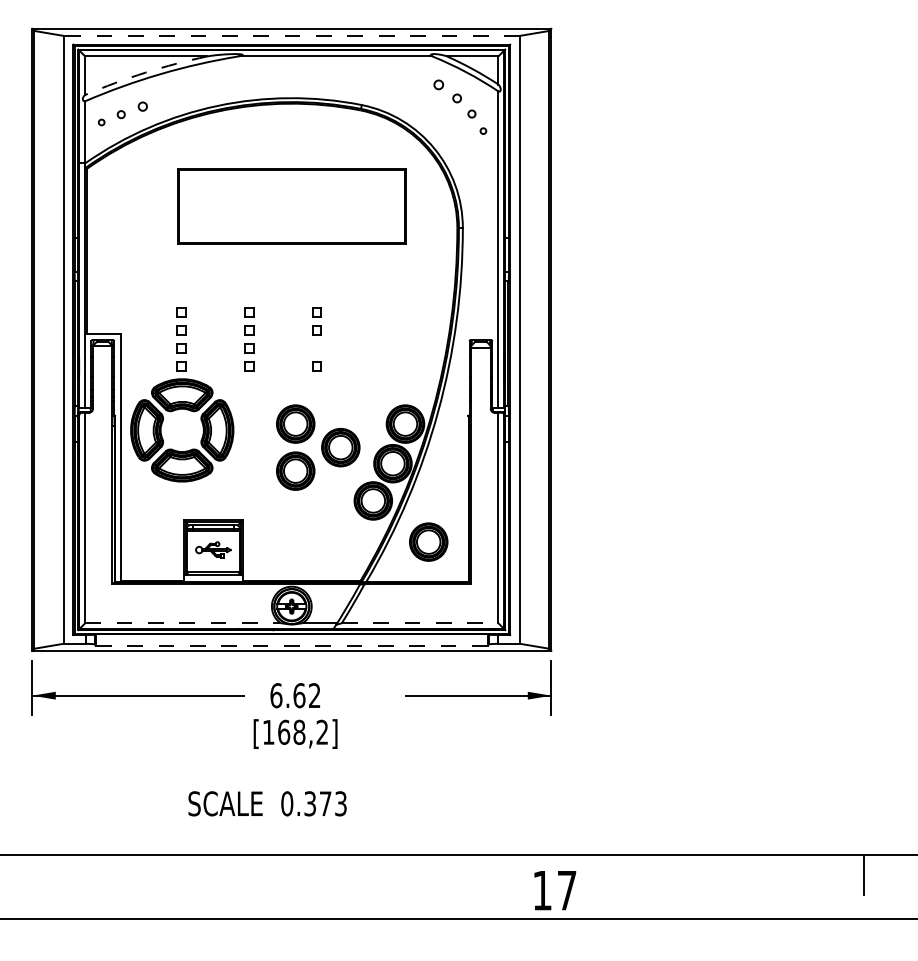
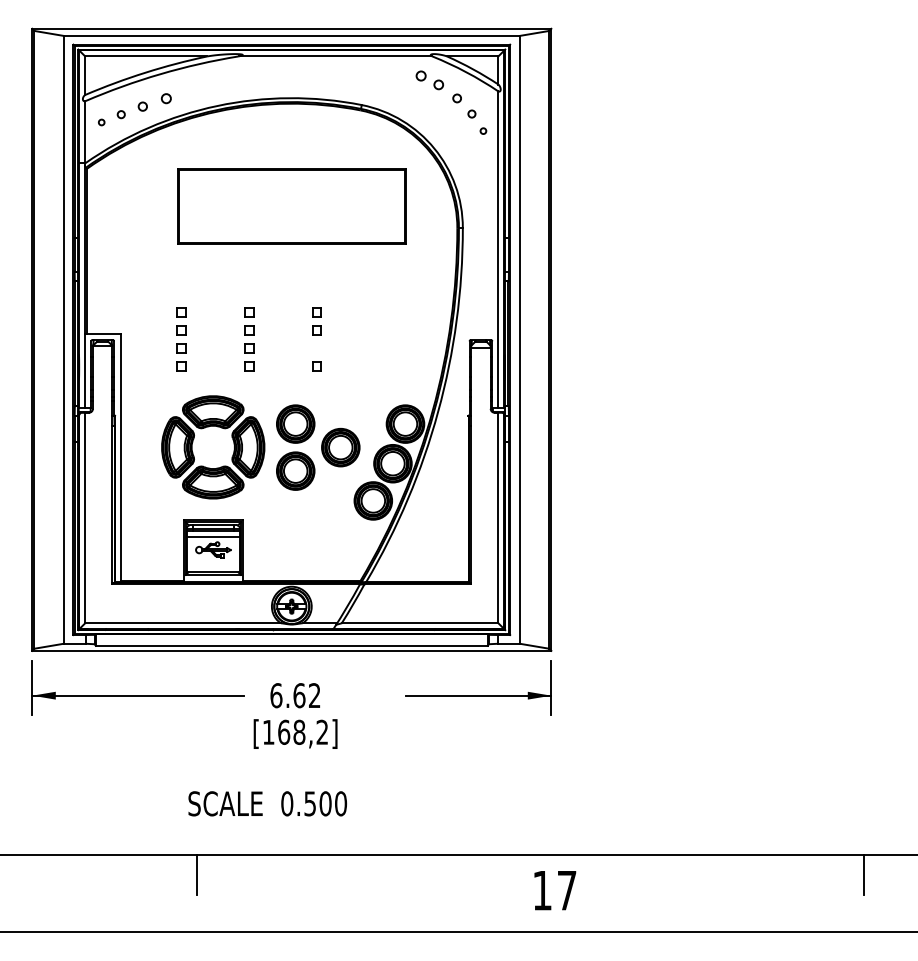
line: dashed -> solid (291, 35)
arc: dashed -> solid (145, 72)
circle: none -> present (420, 75)
circle: none -> present (165, 98)
part position: (202, 427) -> (233, 444) (233, 444)
line: none -> present (213, 536)
part: present -> none (428, 541)
line: dashed -> solid (183, 623)
line: dashed -> solid (420, 623)
line: dashed -> solid (291, 645)
text: 0.373 -> 0.500 (326, 803)
line: none -> present (197, 874)
line position: (458, 919) -> (458, 932) (458, 932)
